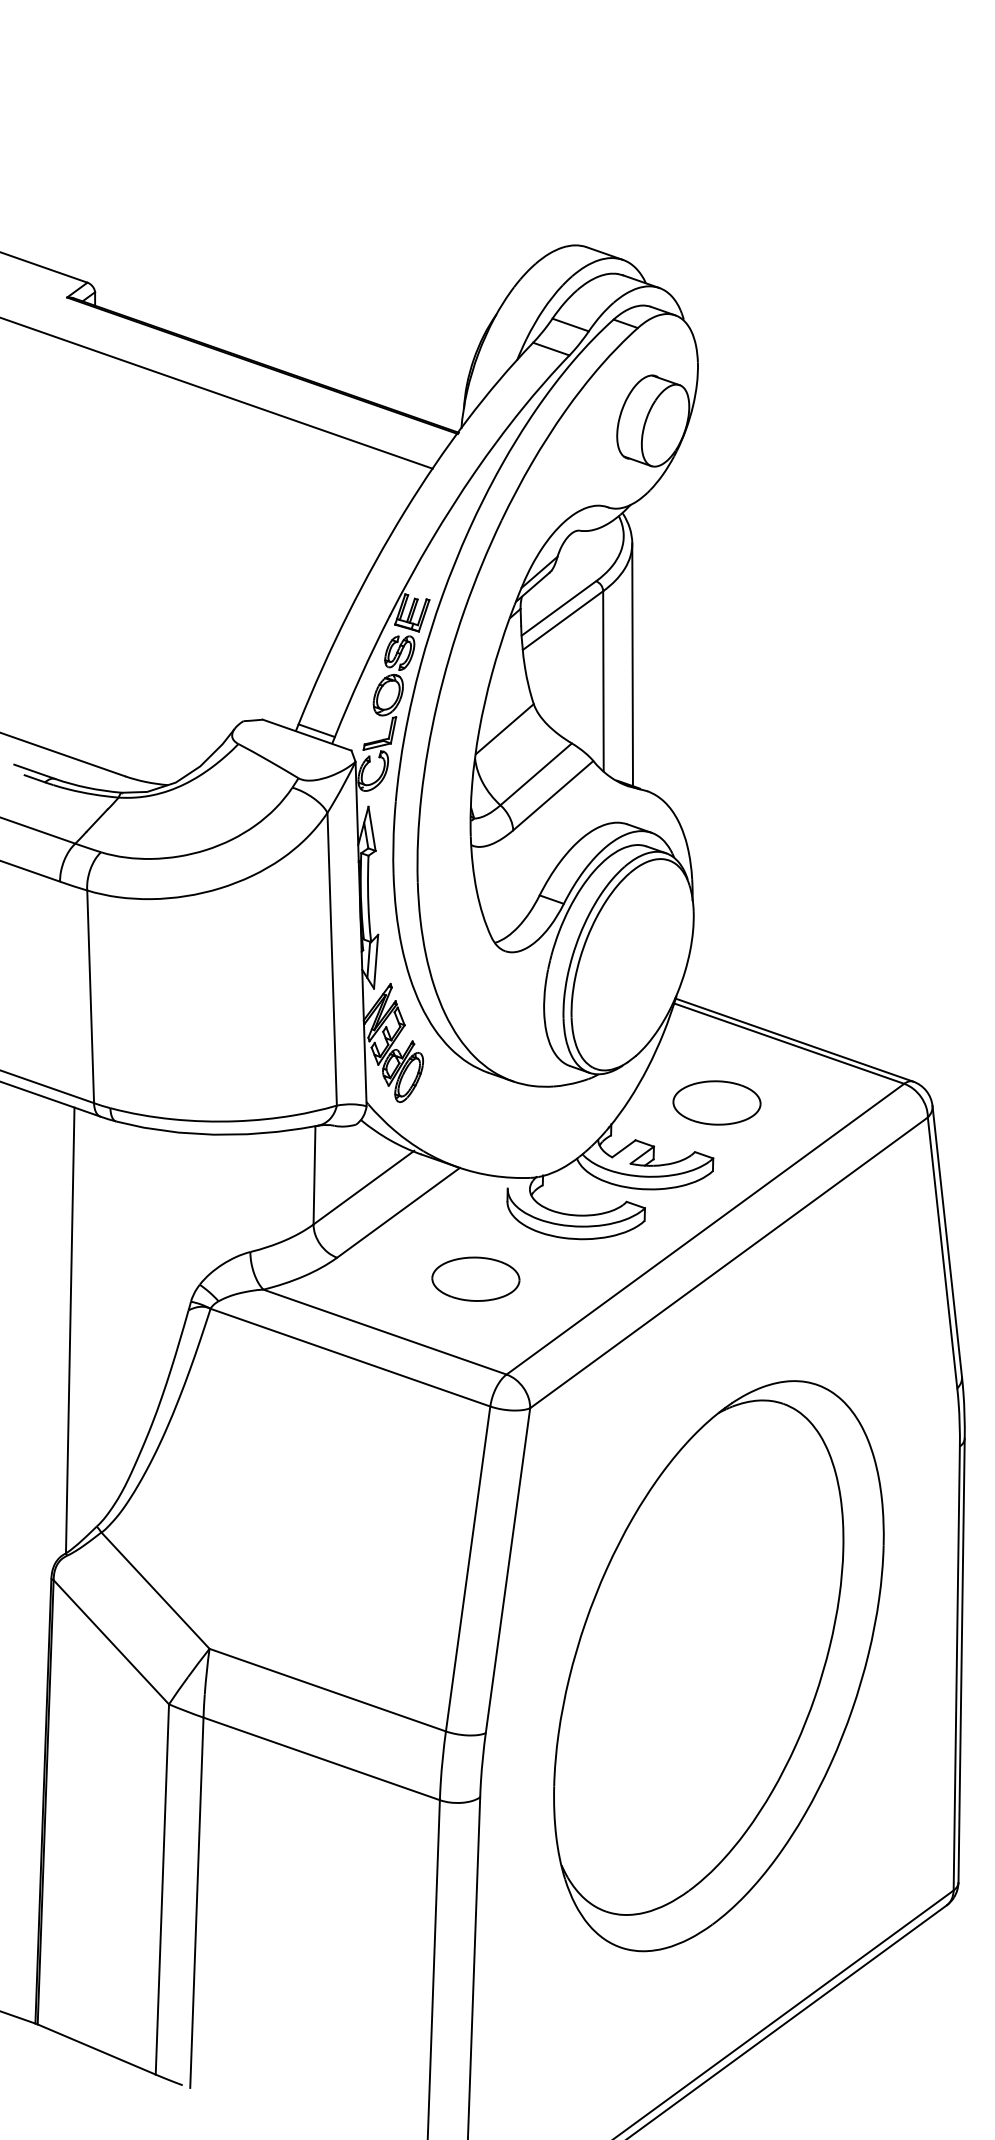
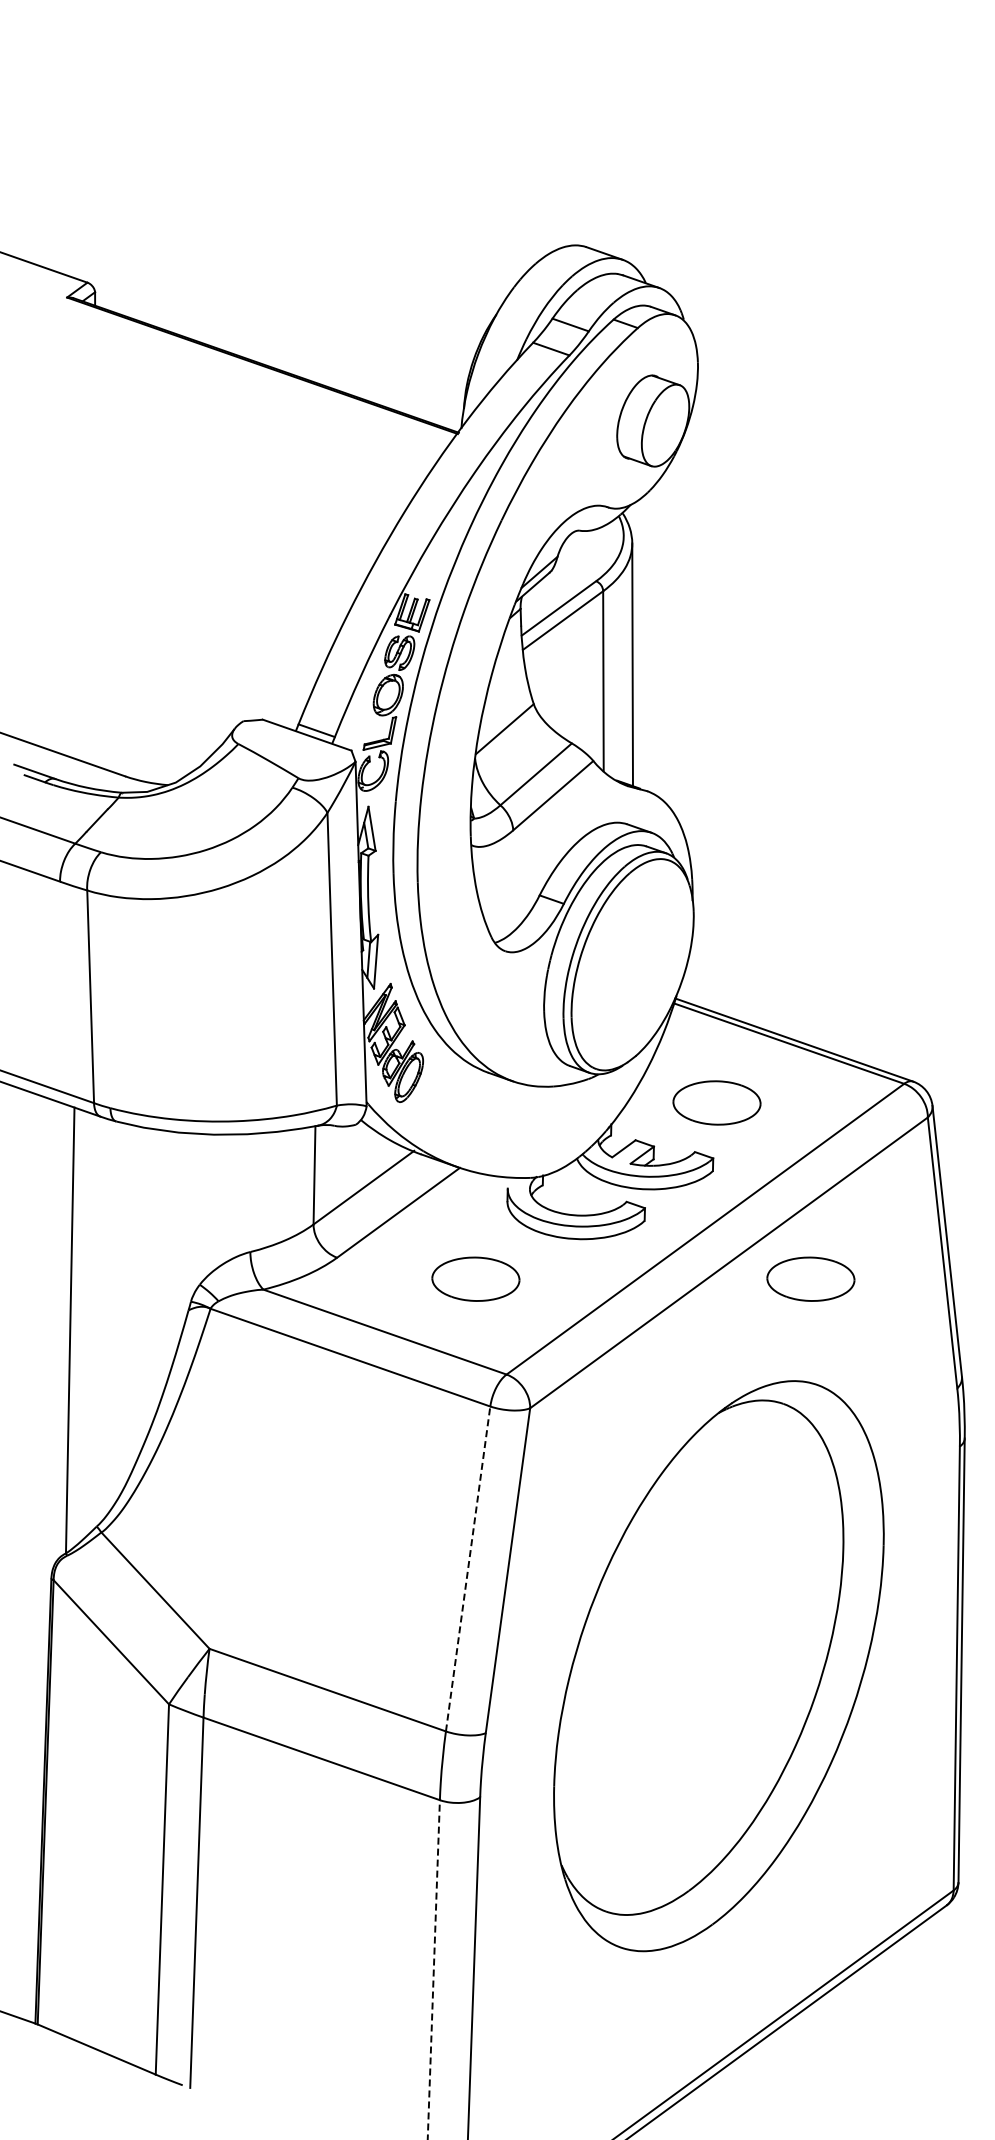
line: present -> none (217, 393)
part: none -> present (810, 1278)
line: solid -> dashed (468, 1568)
line: solid -> dashed (433, 1969)
